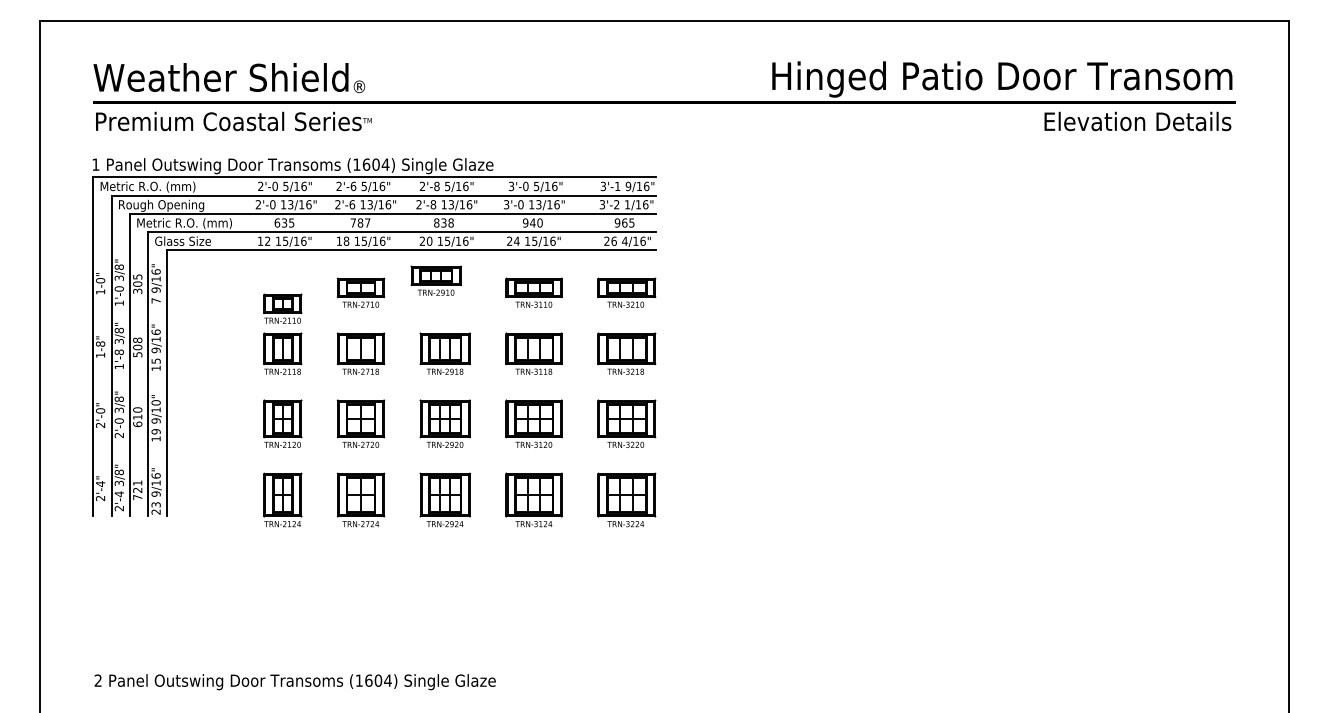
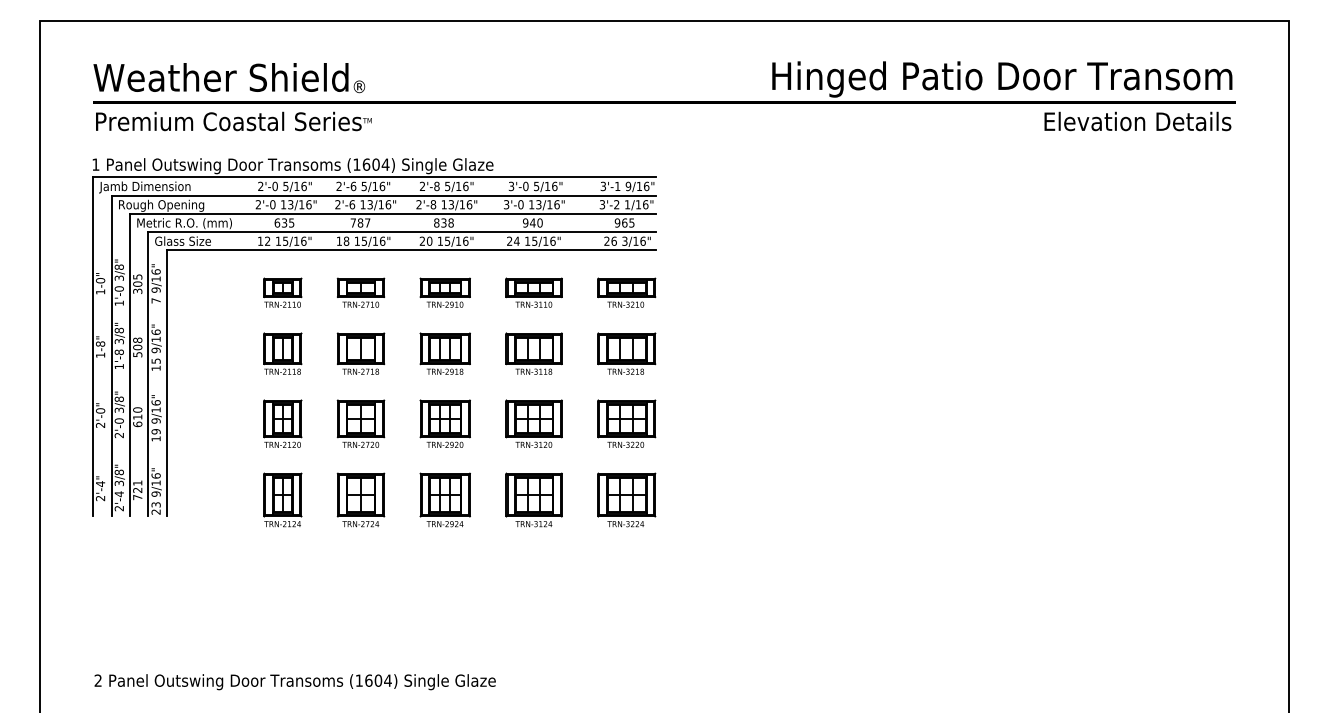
text: Metric R.O. (mm) -> Jamb Dimension (147, 187)
text: 4/16" -> 3/16" (624, 240)
part position: (435, 280) -> (444, 292) (444, 292)
part position: (282, 308) -> (282, 292) (282, 292)
text: 9/10" -> 9/16" (155, 402)
